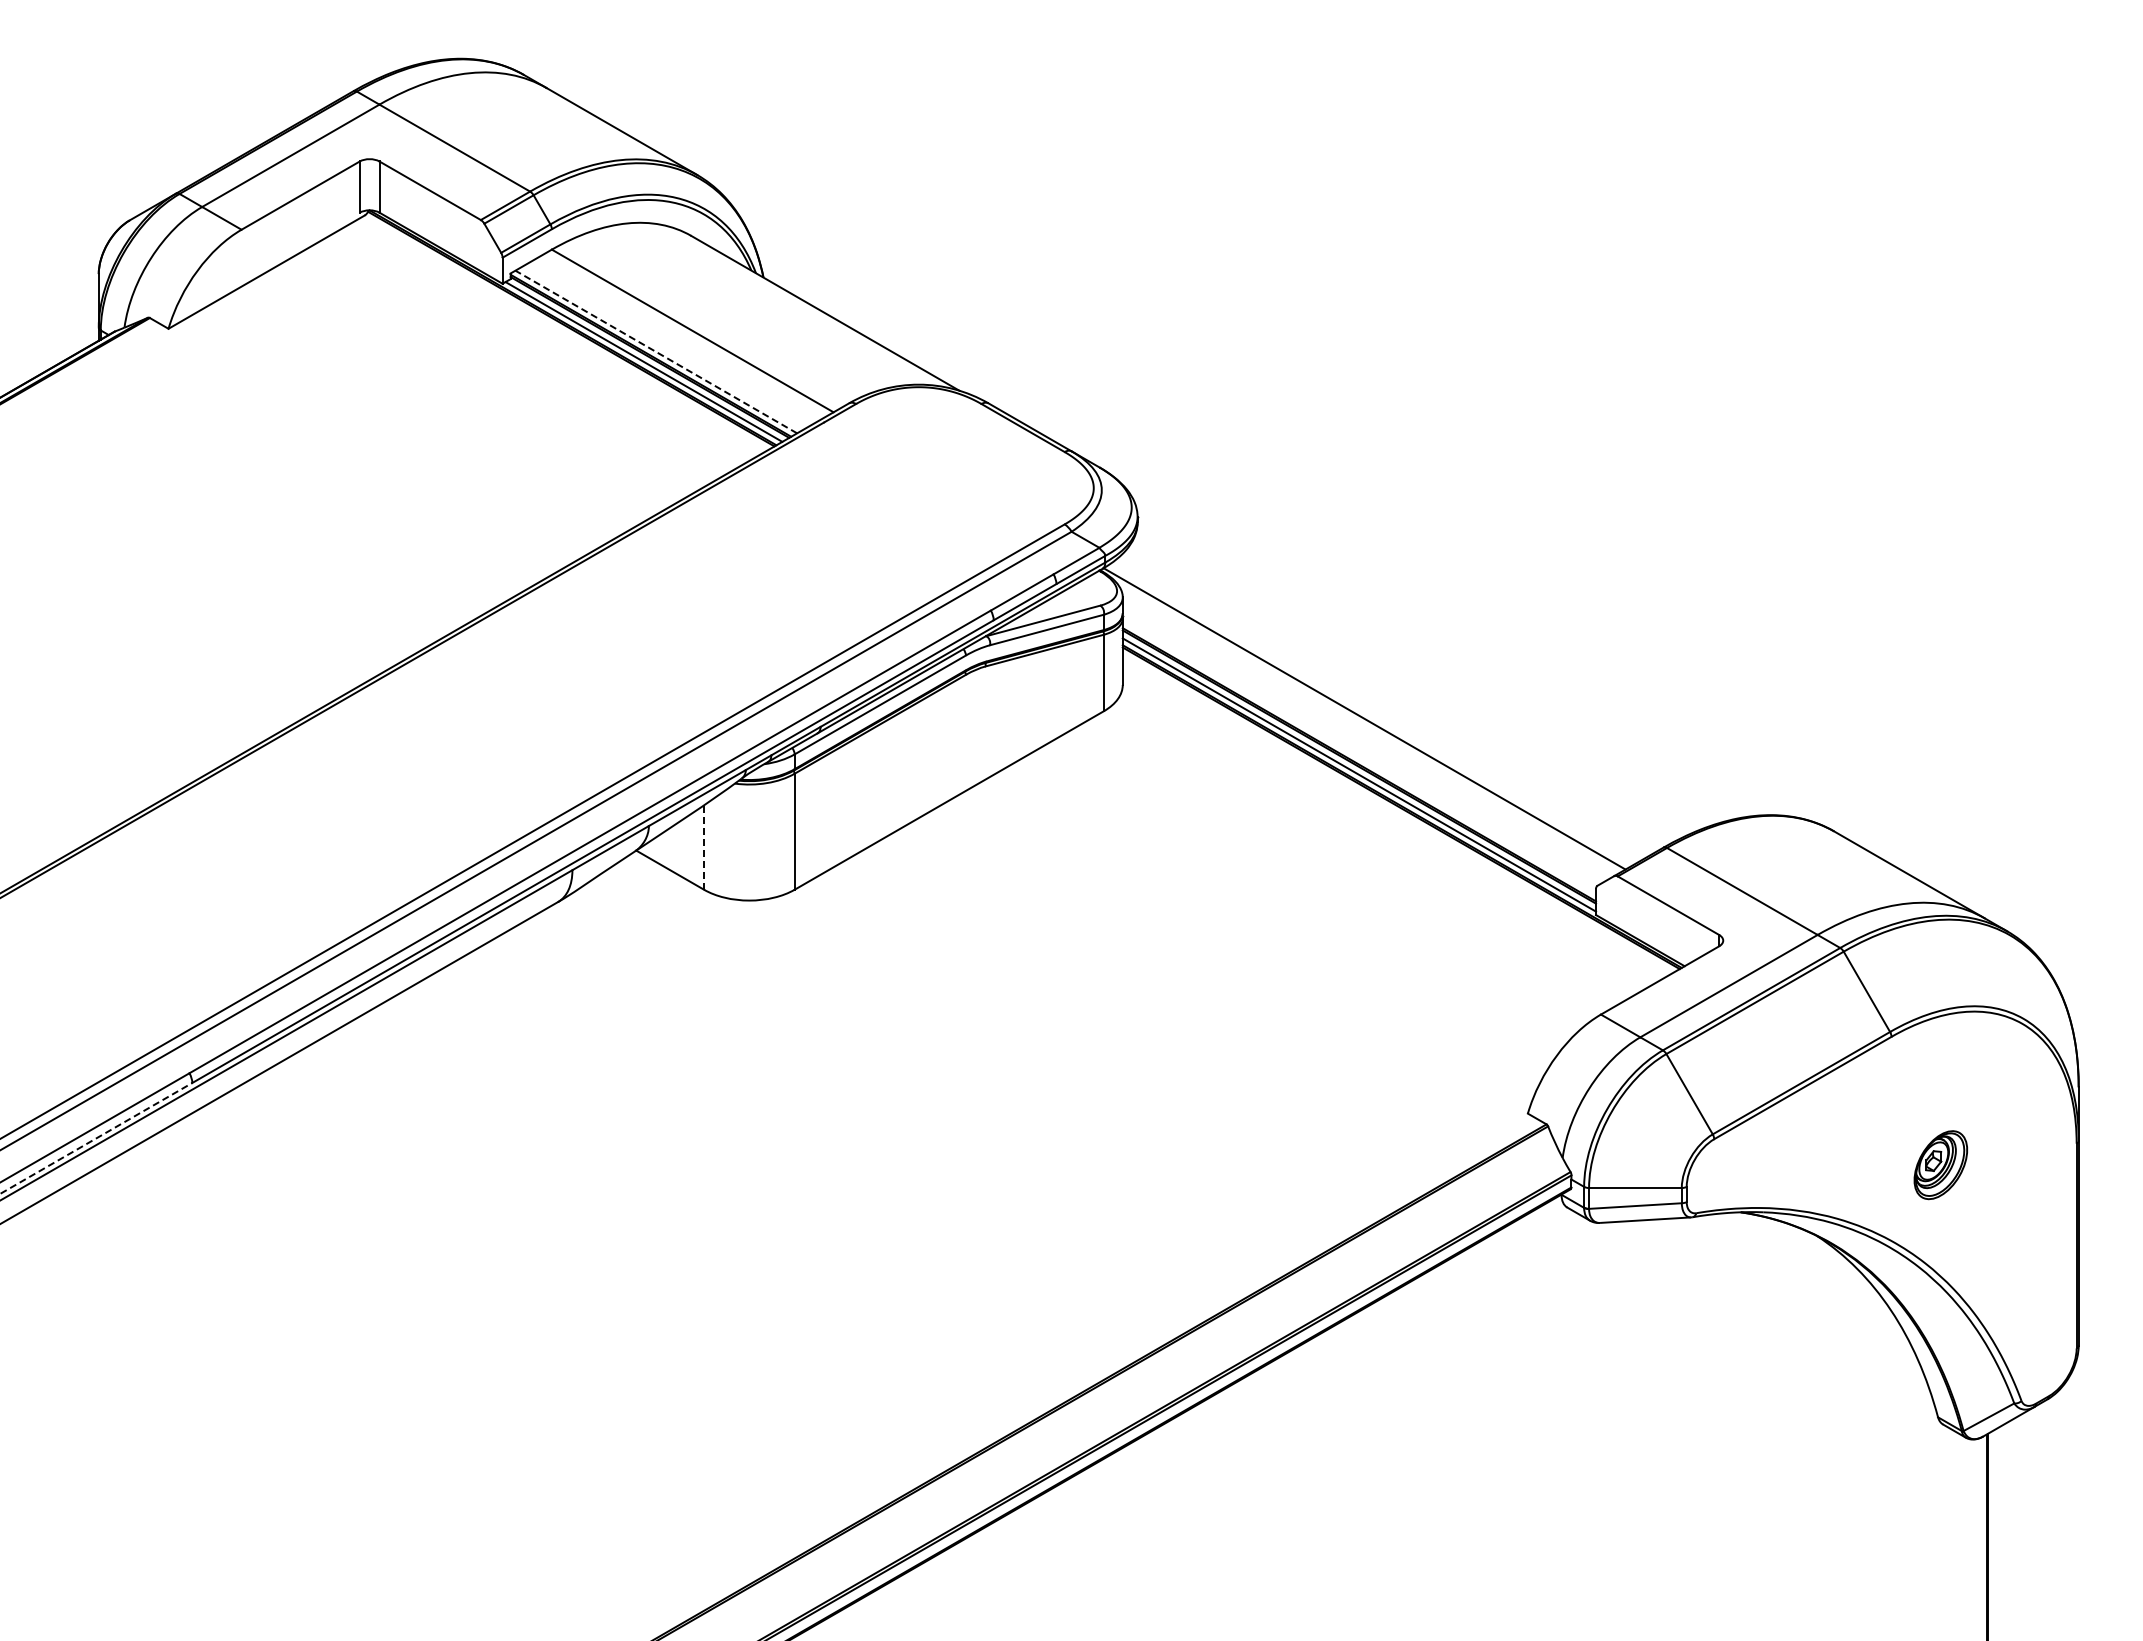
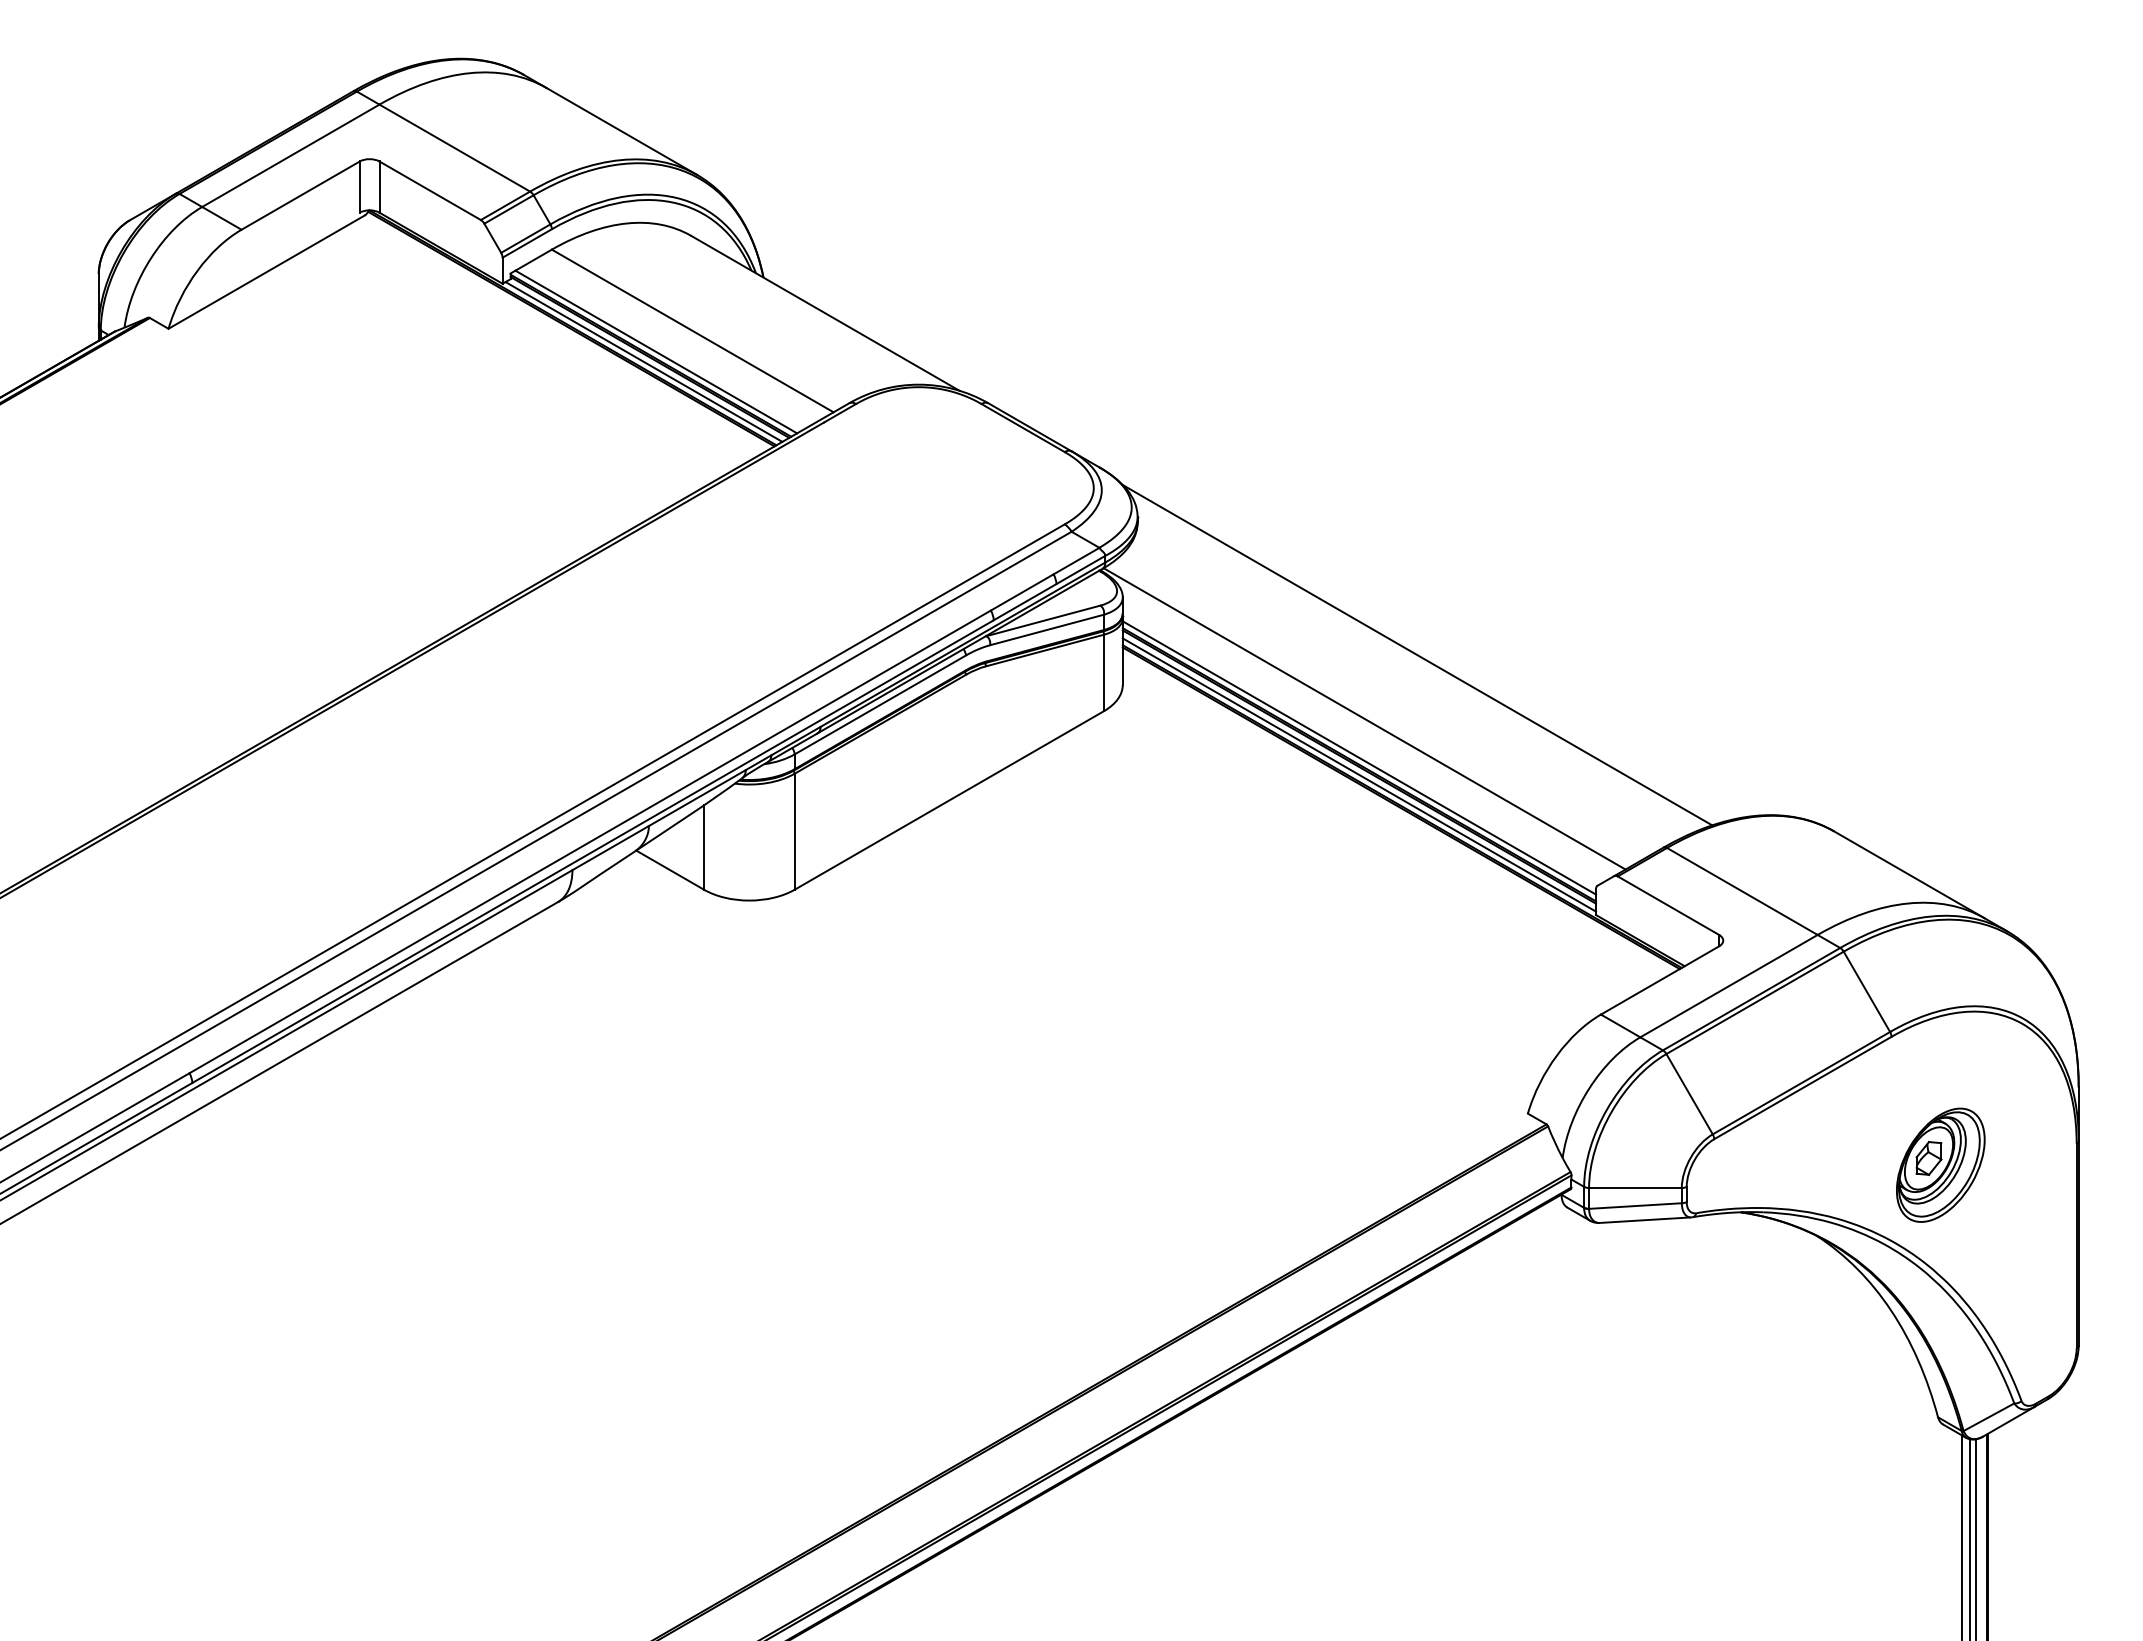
line: dashed -> solid (656, 352)
line: none -> present (1417, 655)
line: none -> present (1359, 757)
line: dashed -> solid (704, 847)
line: dashed -> solid (96, 1138)
part size: 55x71 px -> 90x116 px (1940, 1164)
line: none -> present (1962, 1536)
line: none -> present (1970, 1538)
line: none -> present (1976, 1538)
